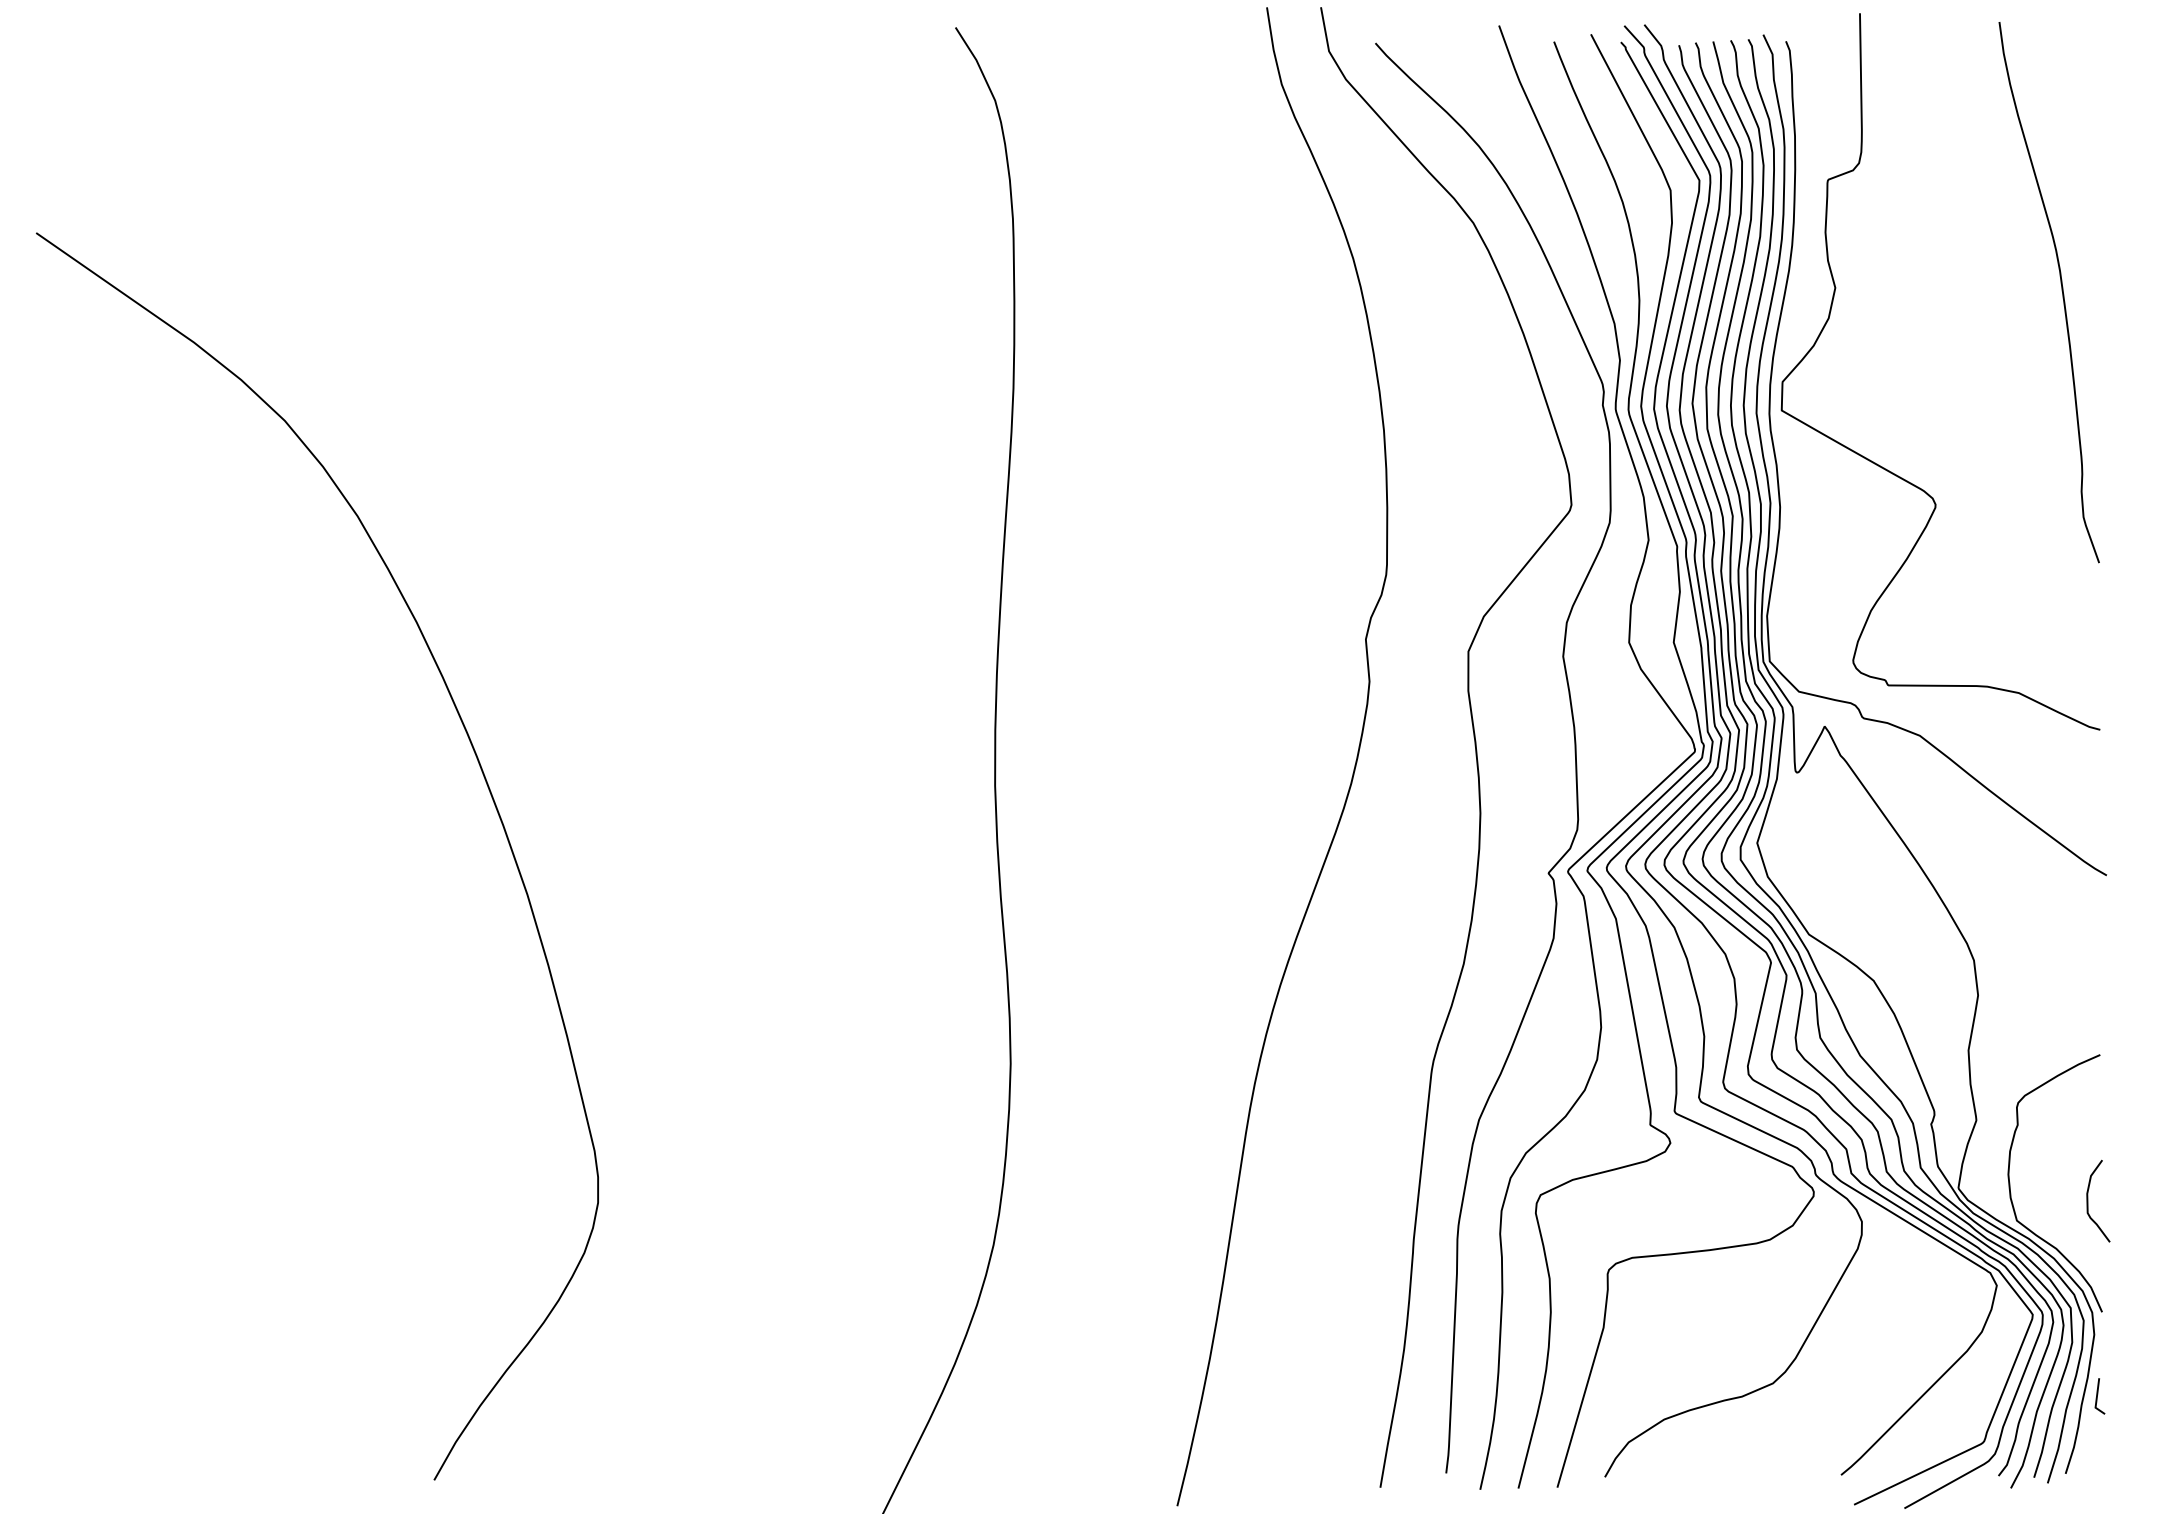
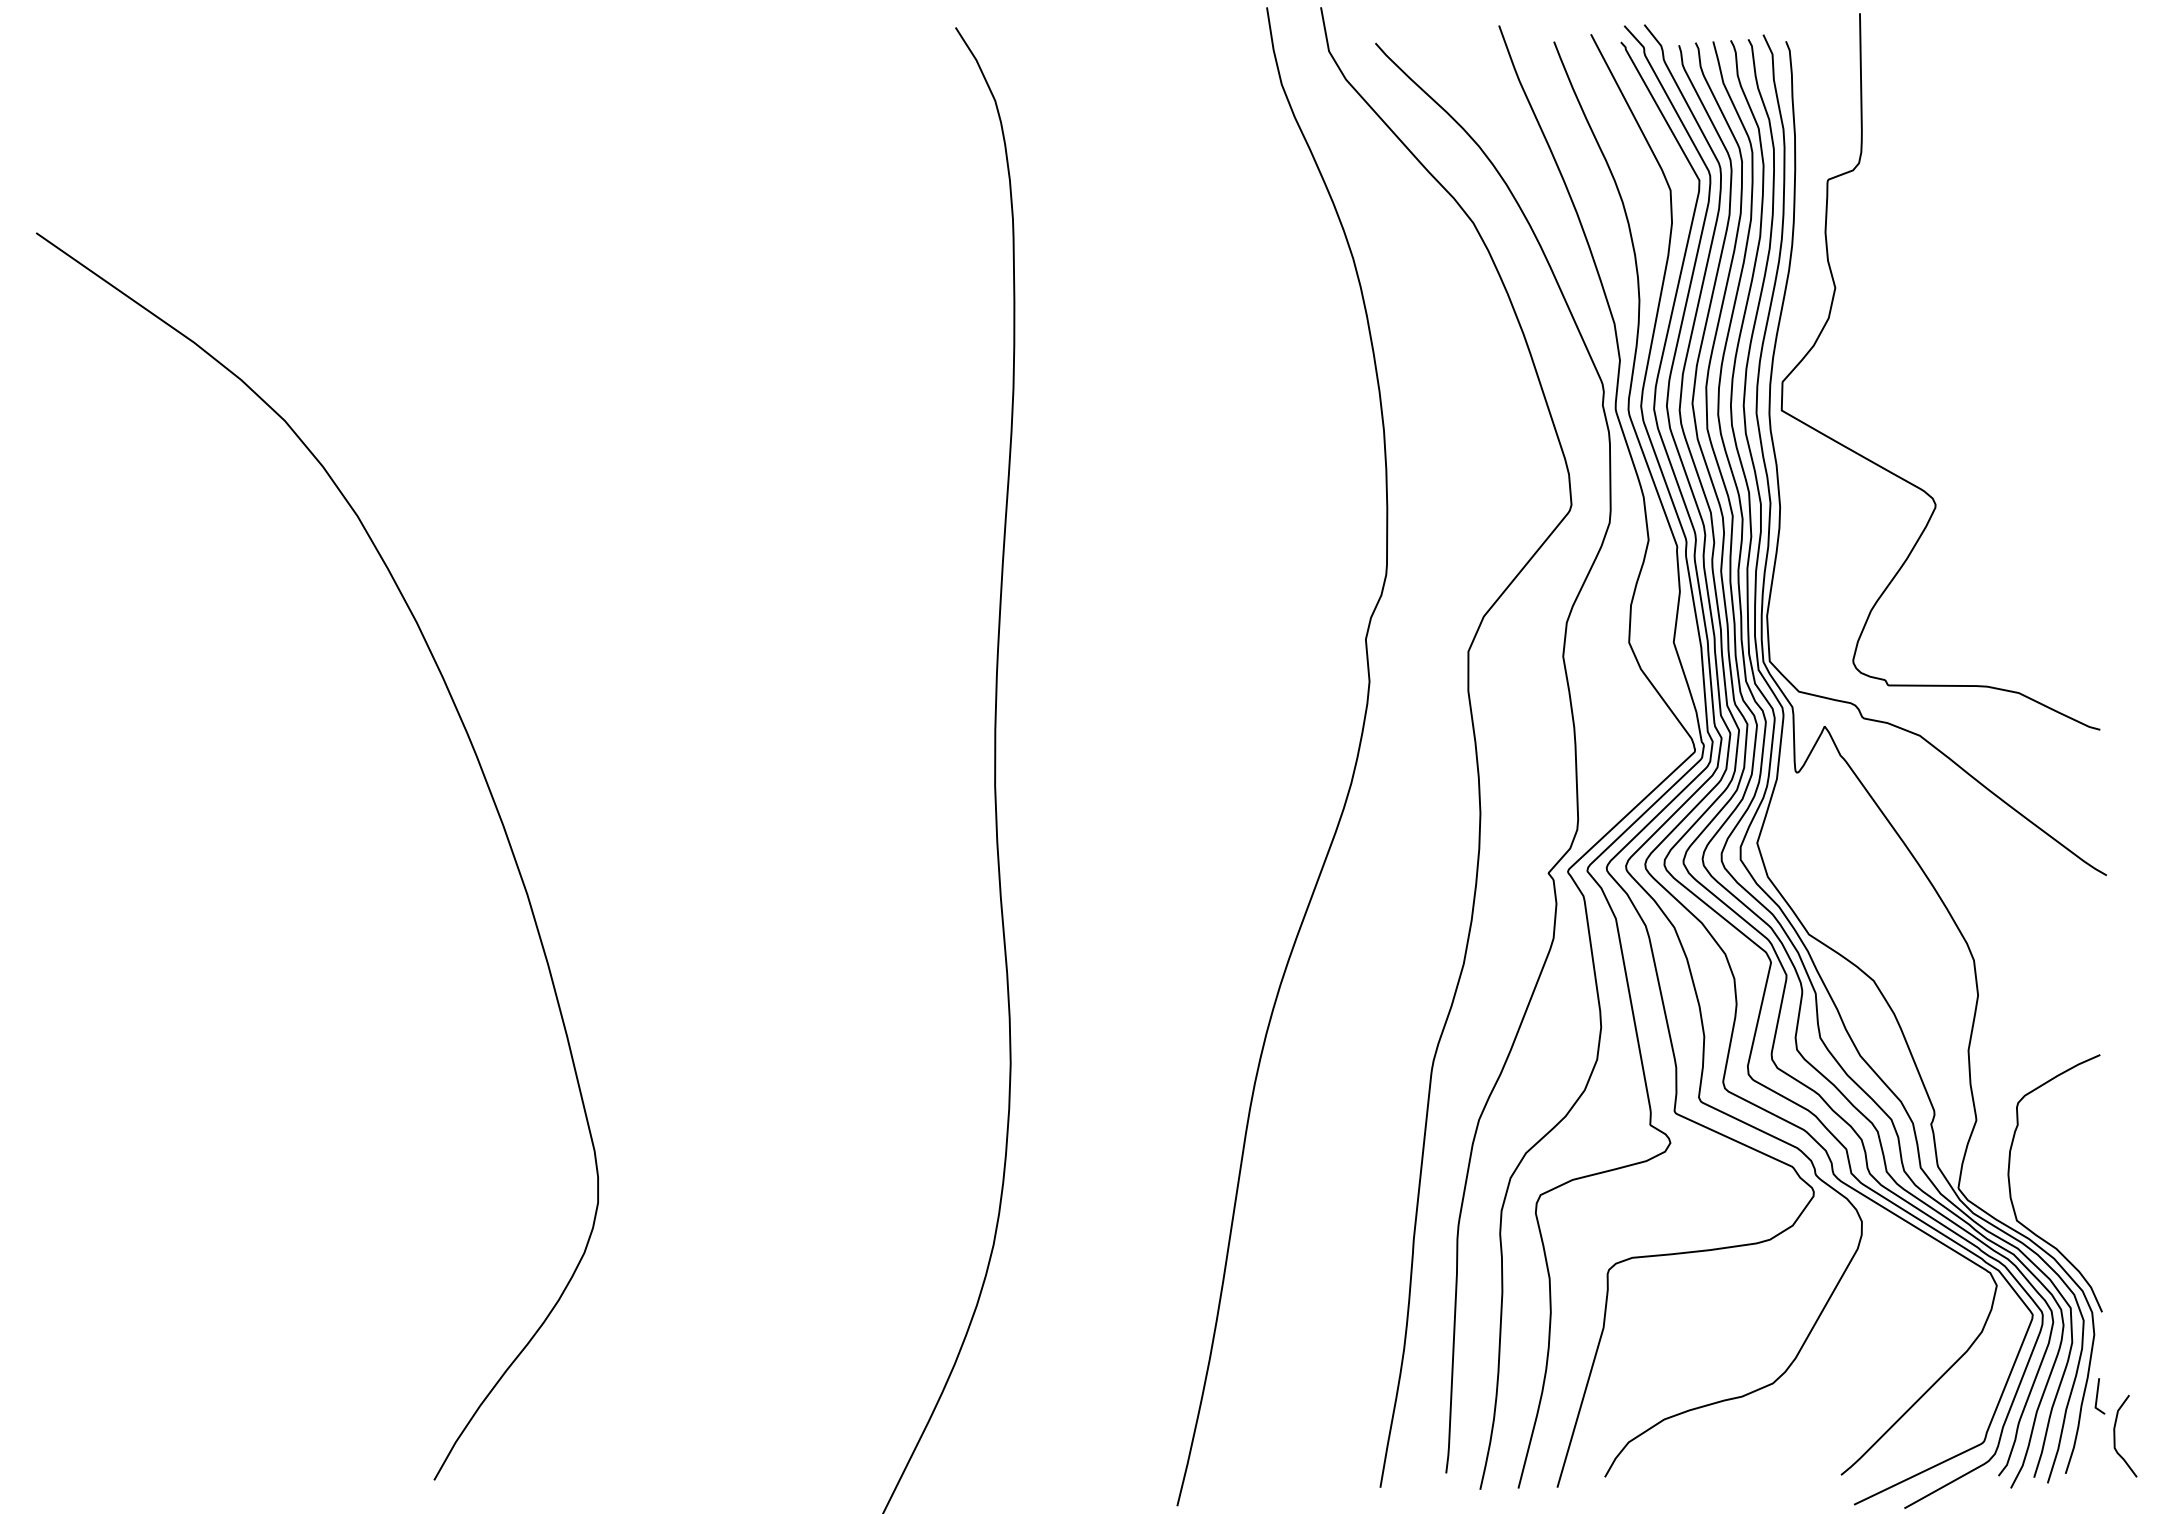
curve: present -> none (2061, 291)
curve position: (2088, 1200) -> (2115, 1435) (2115, 1435)
